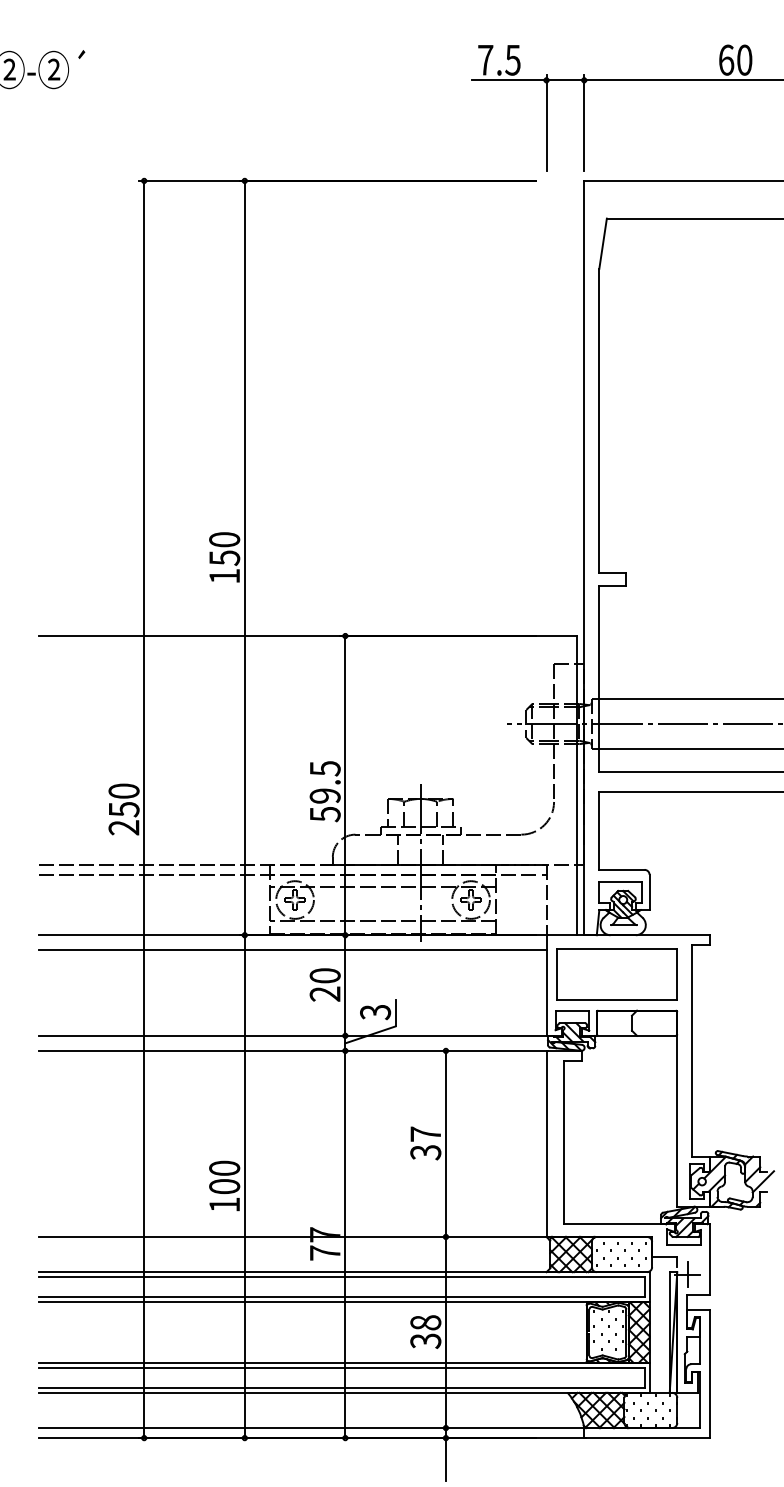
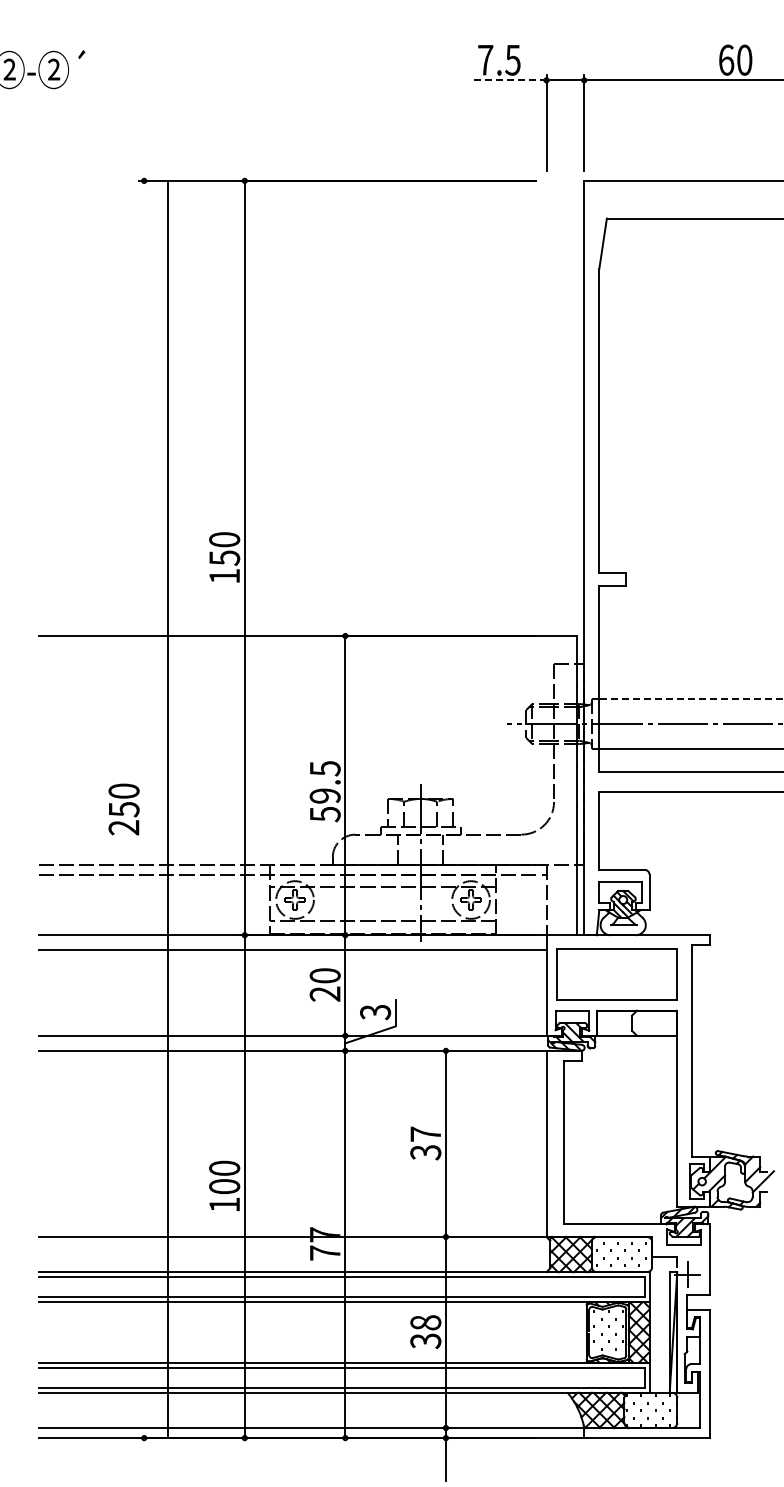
line: solid -> dashed (508, 80)
line: solid -> dashed (691, 698)
line position: (144, 809) -> (168, 809) (168, 809)
